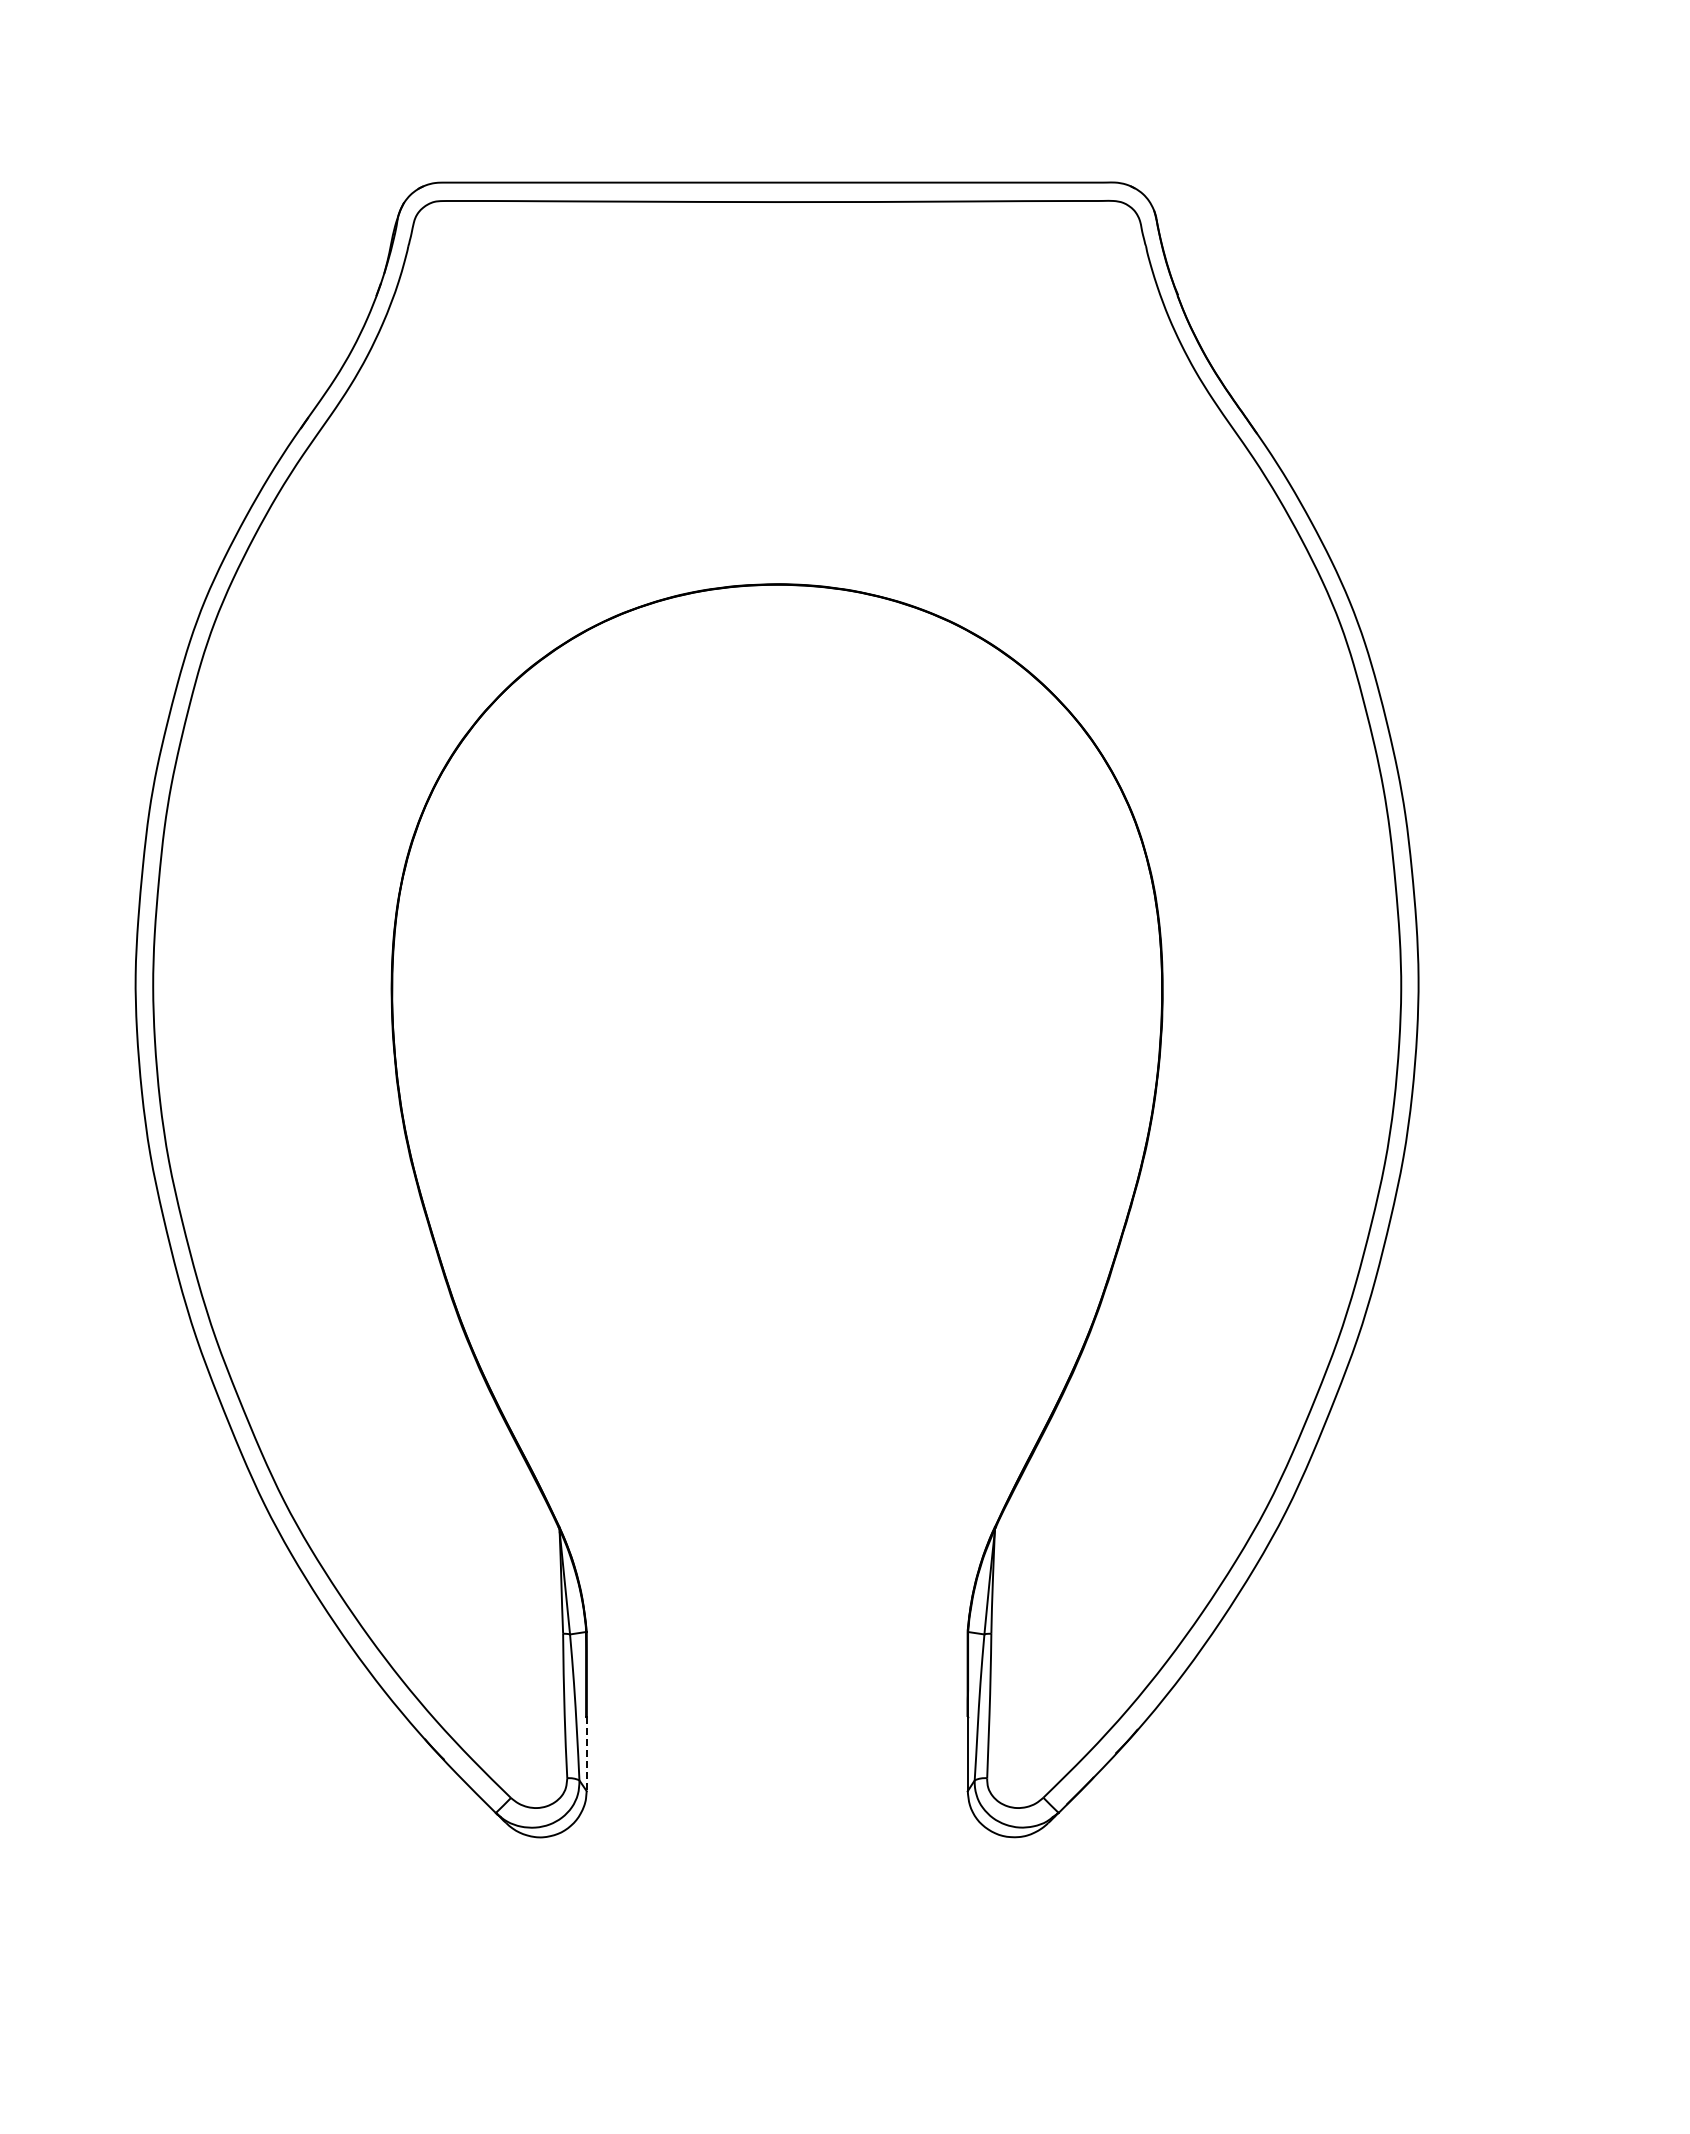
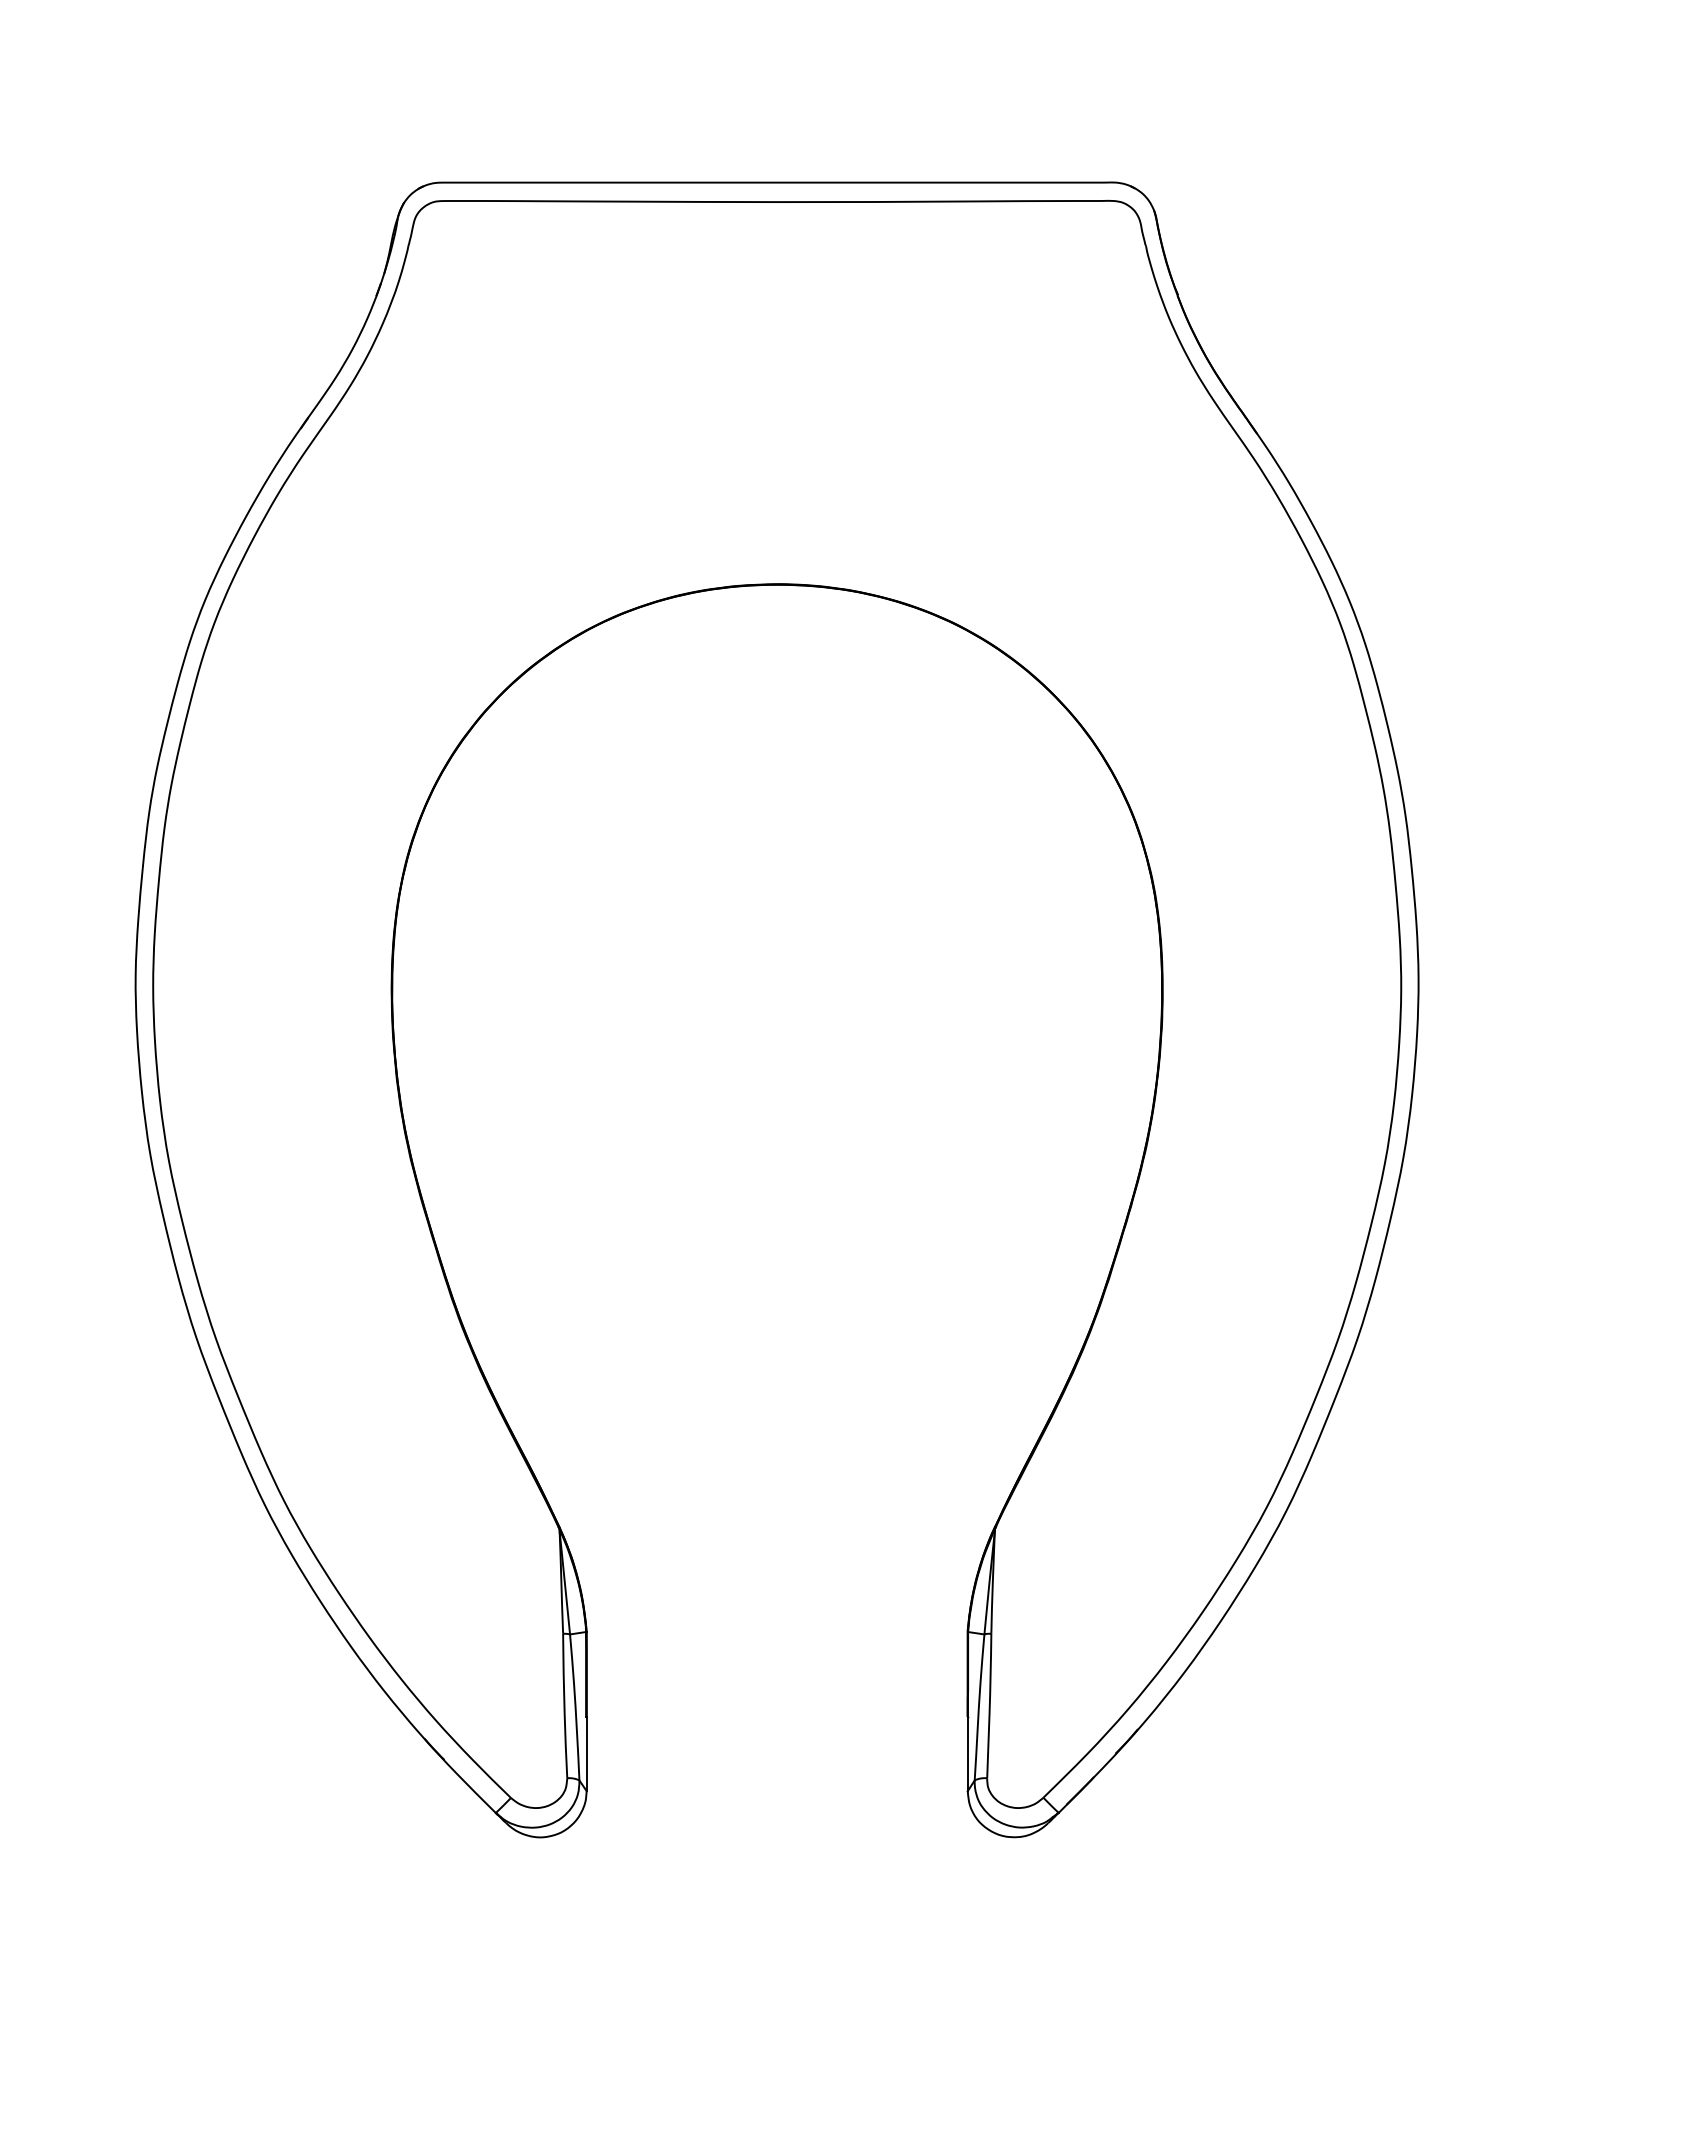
line: dashed -> solid (586, 1754)
